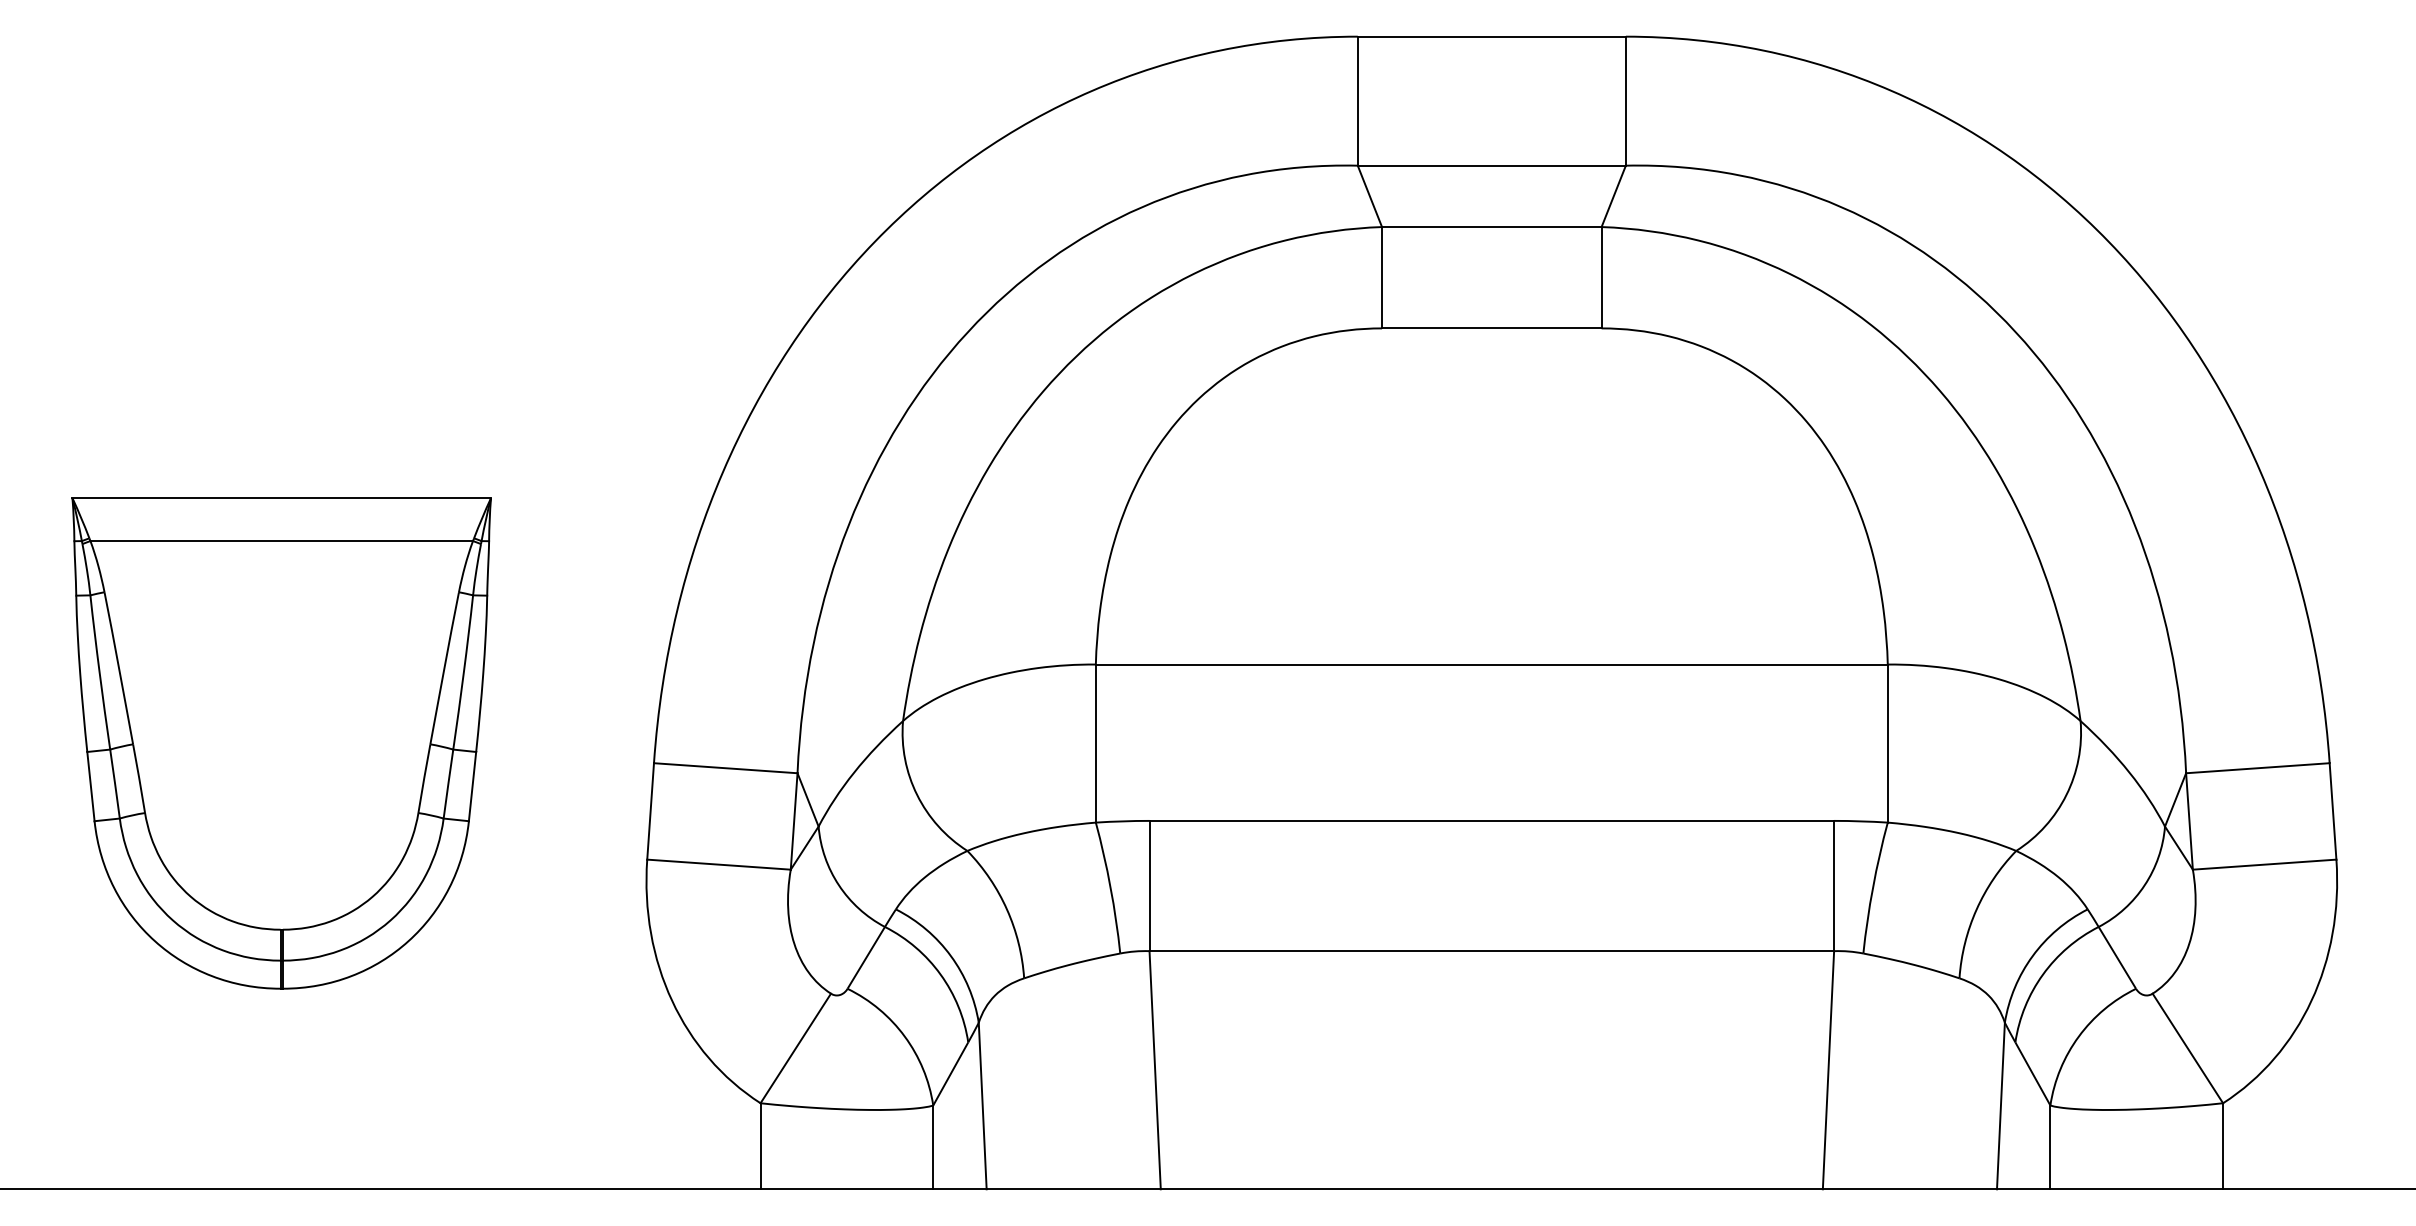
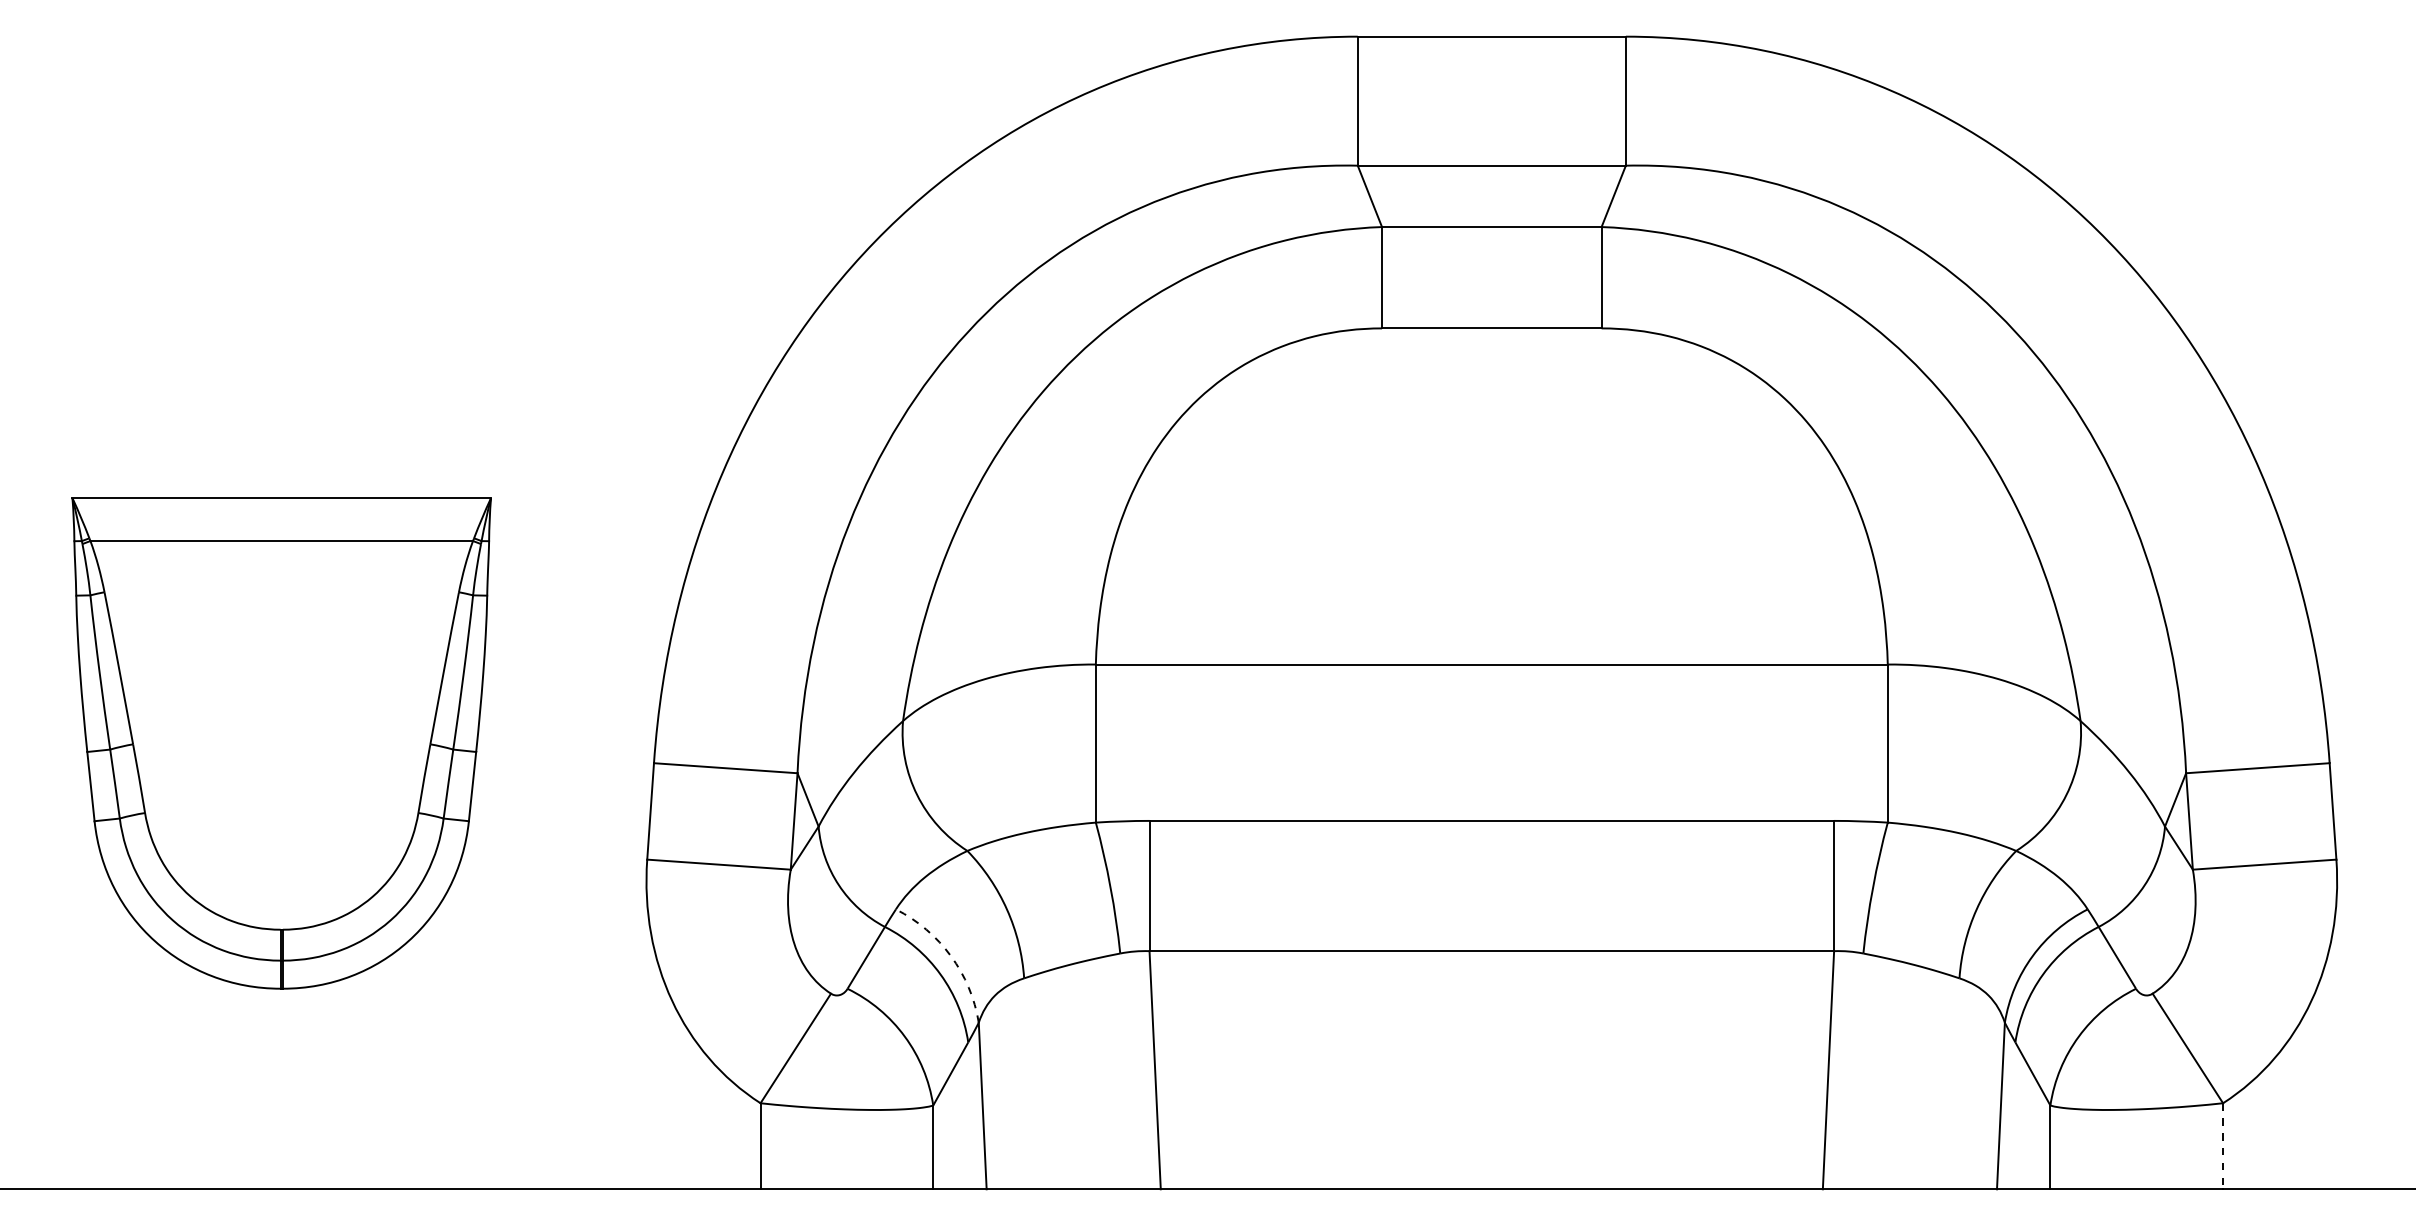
arc: solid -> dashed (950, 956)
line: solid -> dashed (2223, 1146)
